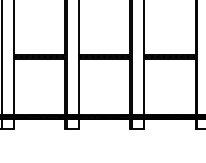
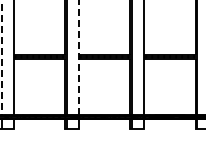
line: solid -> dashed (78, 57)
line: solid -> dashed (1, 58)
